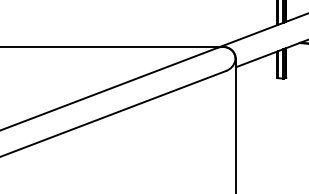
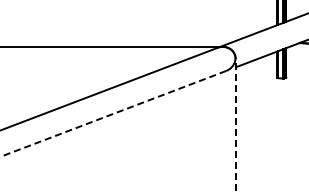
line: solid -> dashed (113, 113)
line: solid -> dashed (235, 126)
